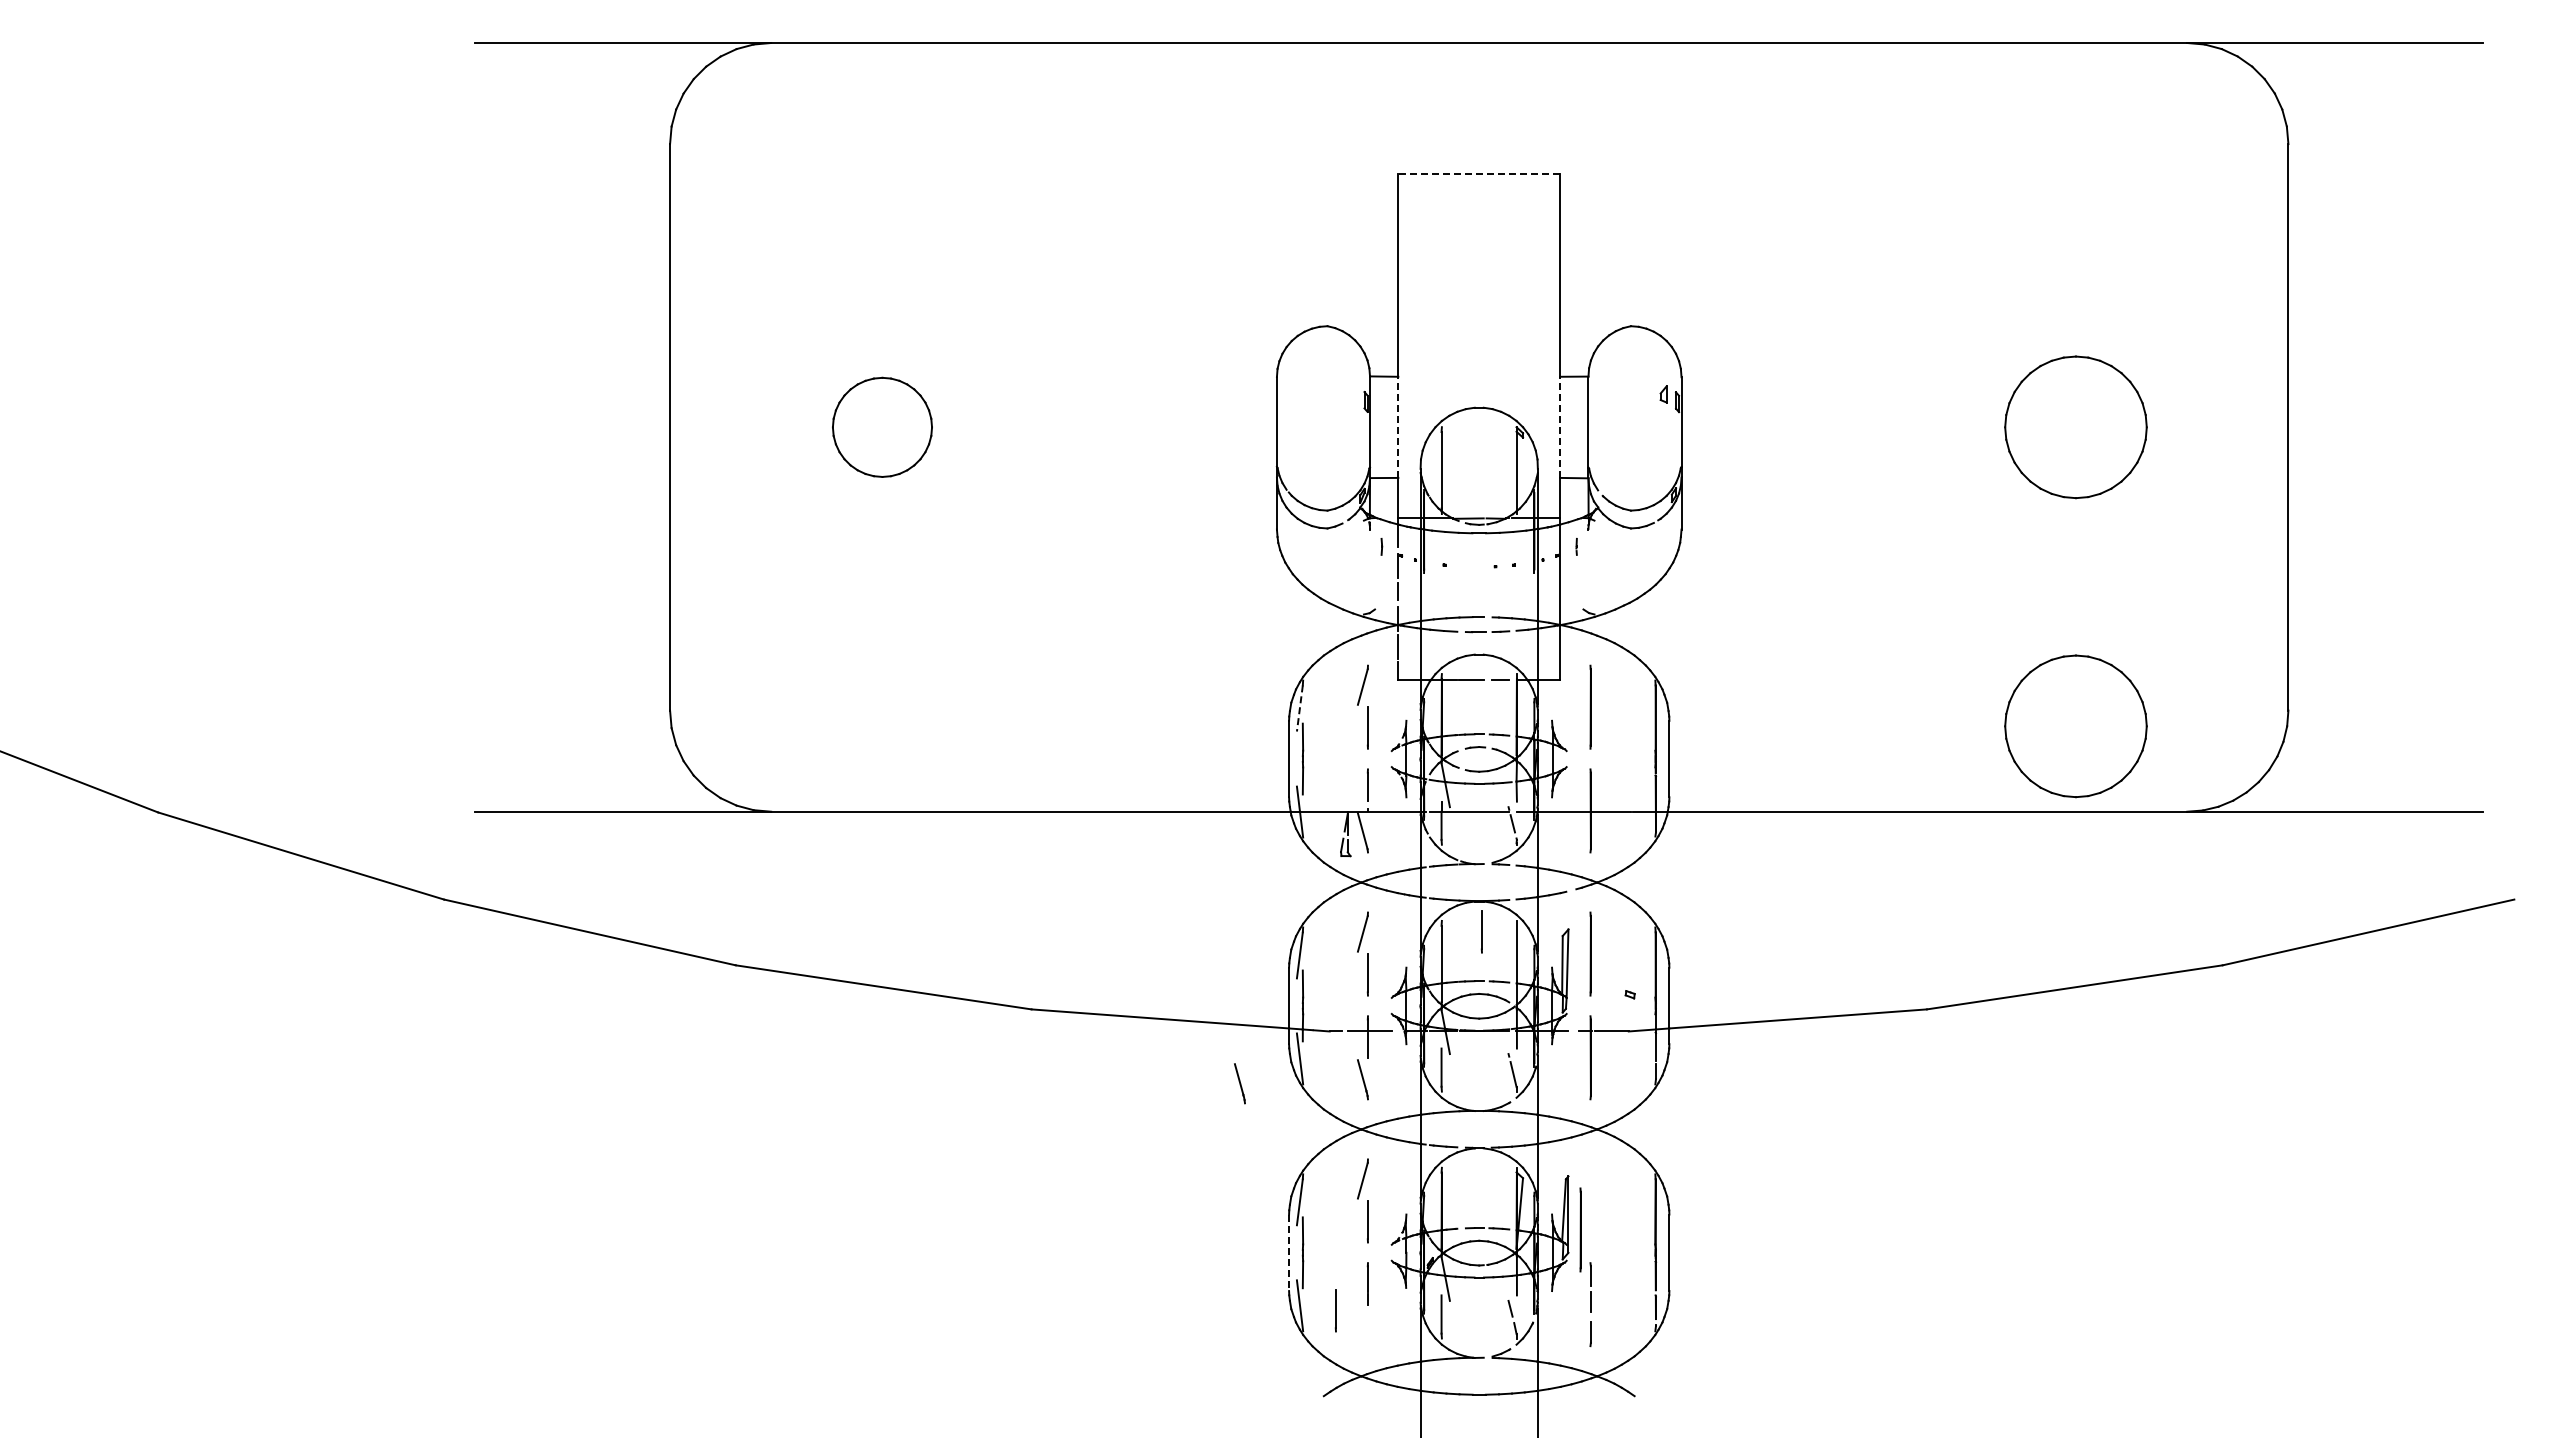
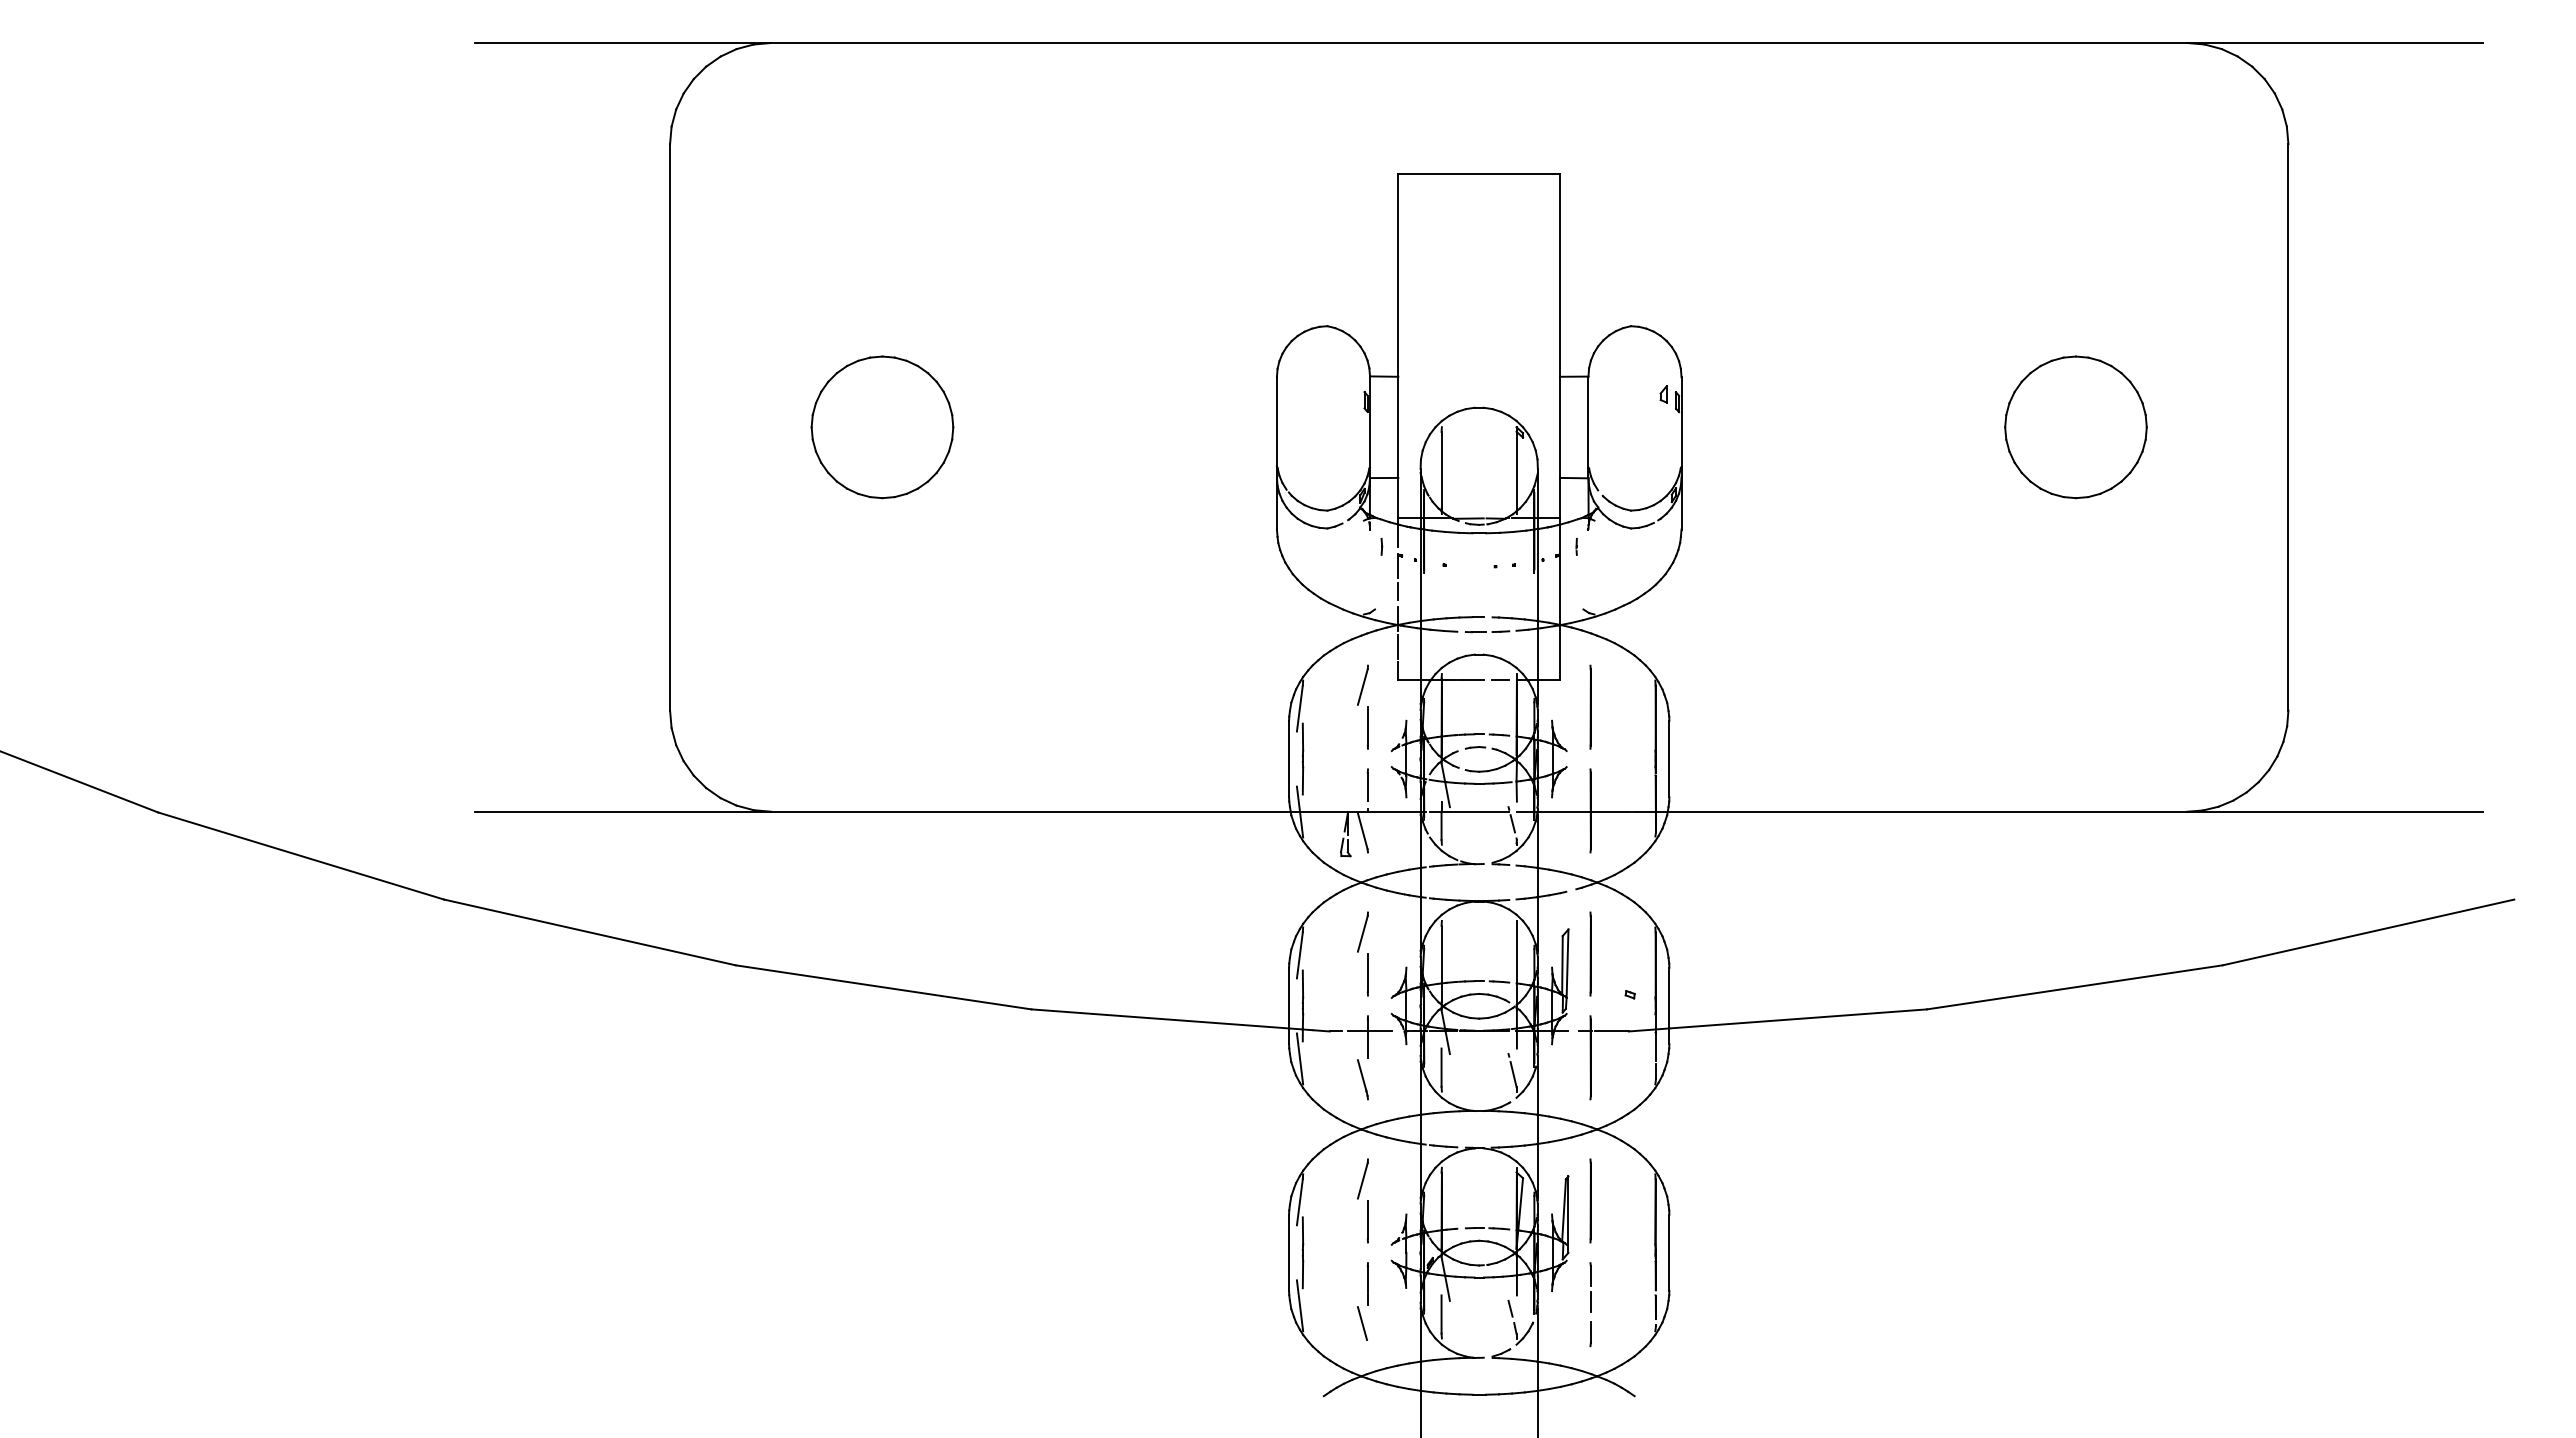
line: dashed -> solid (1479, 174)
part size: 101x102 px -> 145x145 px (882, 427)
line: dashed -> solid (1398, 427)
line: dashed -> solid (1560, 427)
line: dashed -> solid (1299, 708)
part: present -> none (2075, 726)
line: present -> none (1481, 931)
line: present -> none (1239, 1083)
line position: (1580, 1229) -> (1590, 1200) (1590, 1200)
line: dashed -> solid (1289, 1253)
line: present -> none (1335, 1310)
line: none -> present (1362, 1323)
